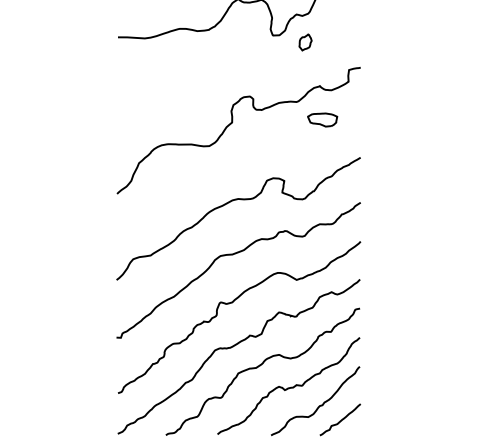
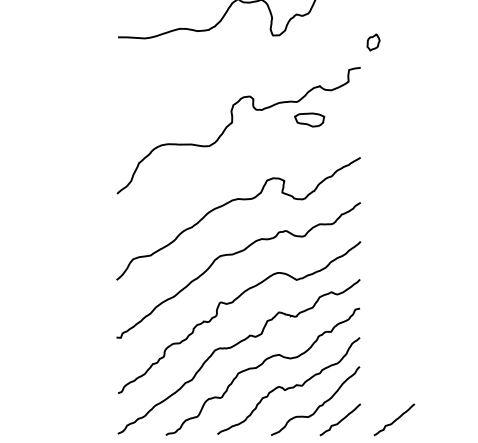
part position: (305, 42) -> (373, 42) (373, 42)
part position: (322, 119) -> (309, 119) (309, 119)
curve: none -> present (393, 420)
